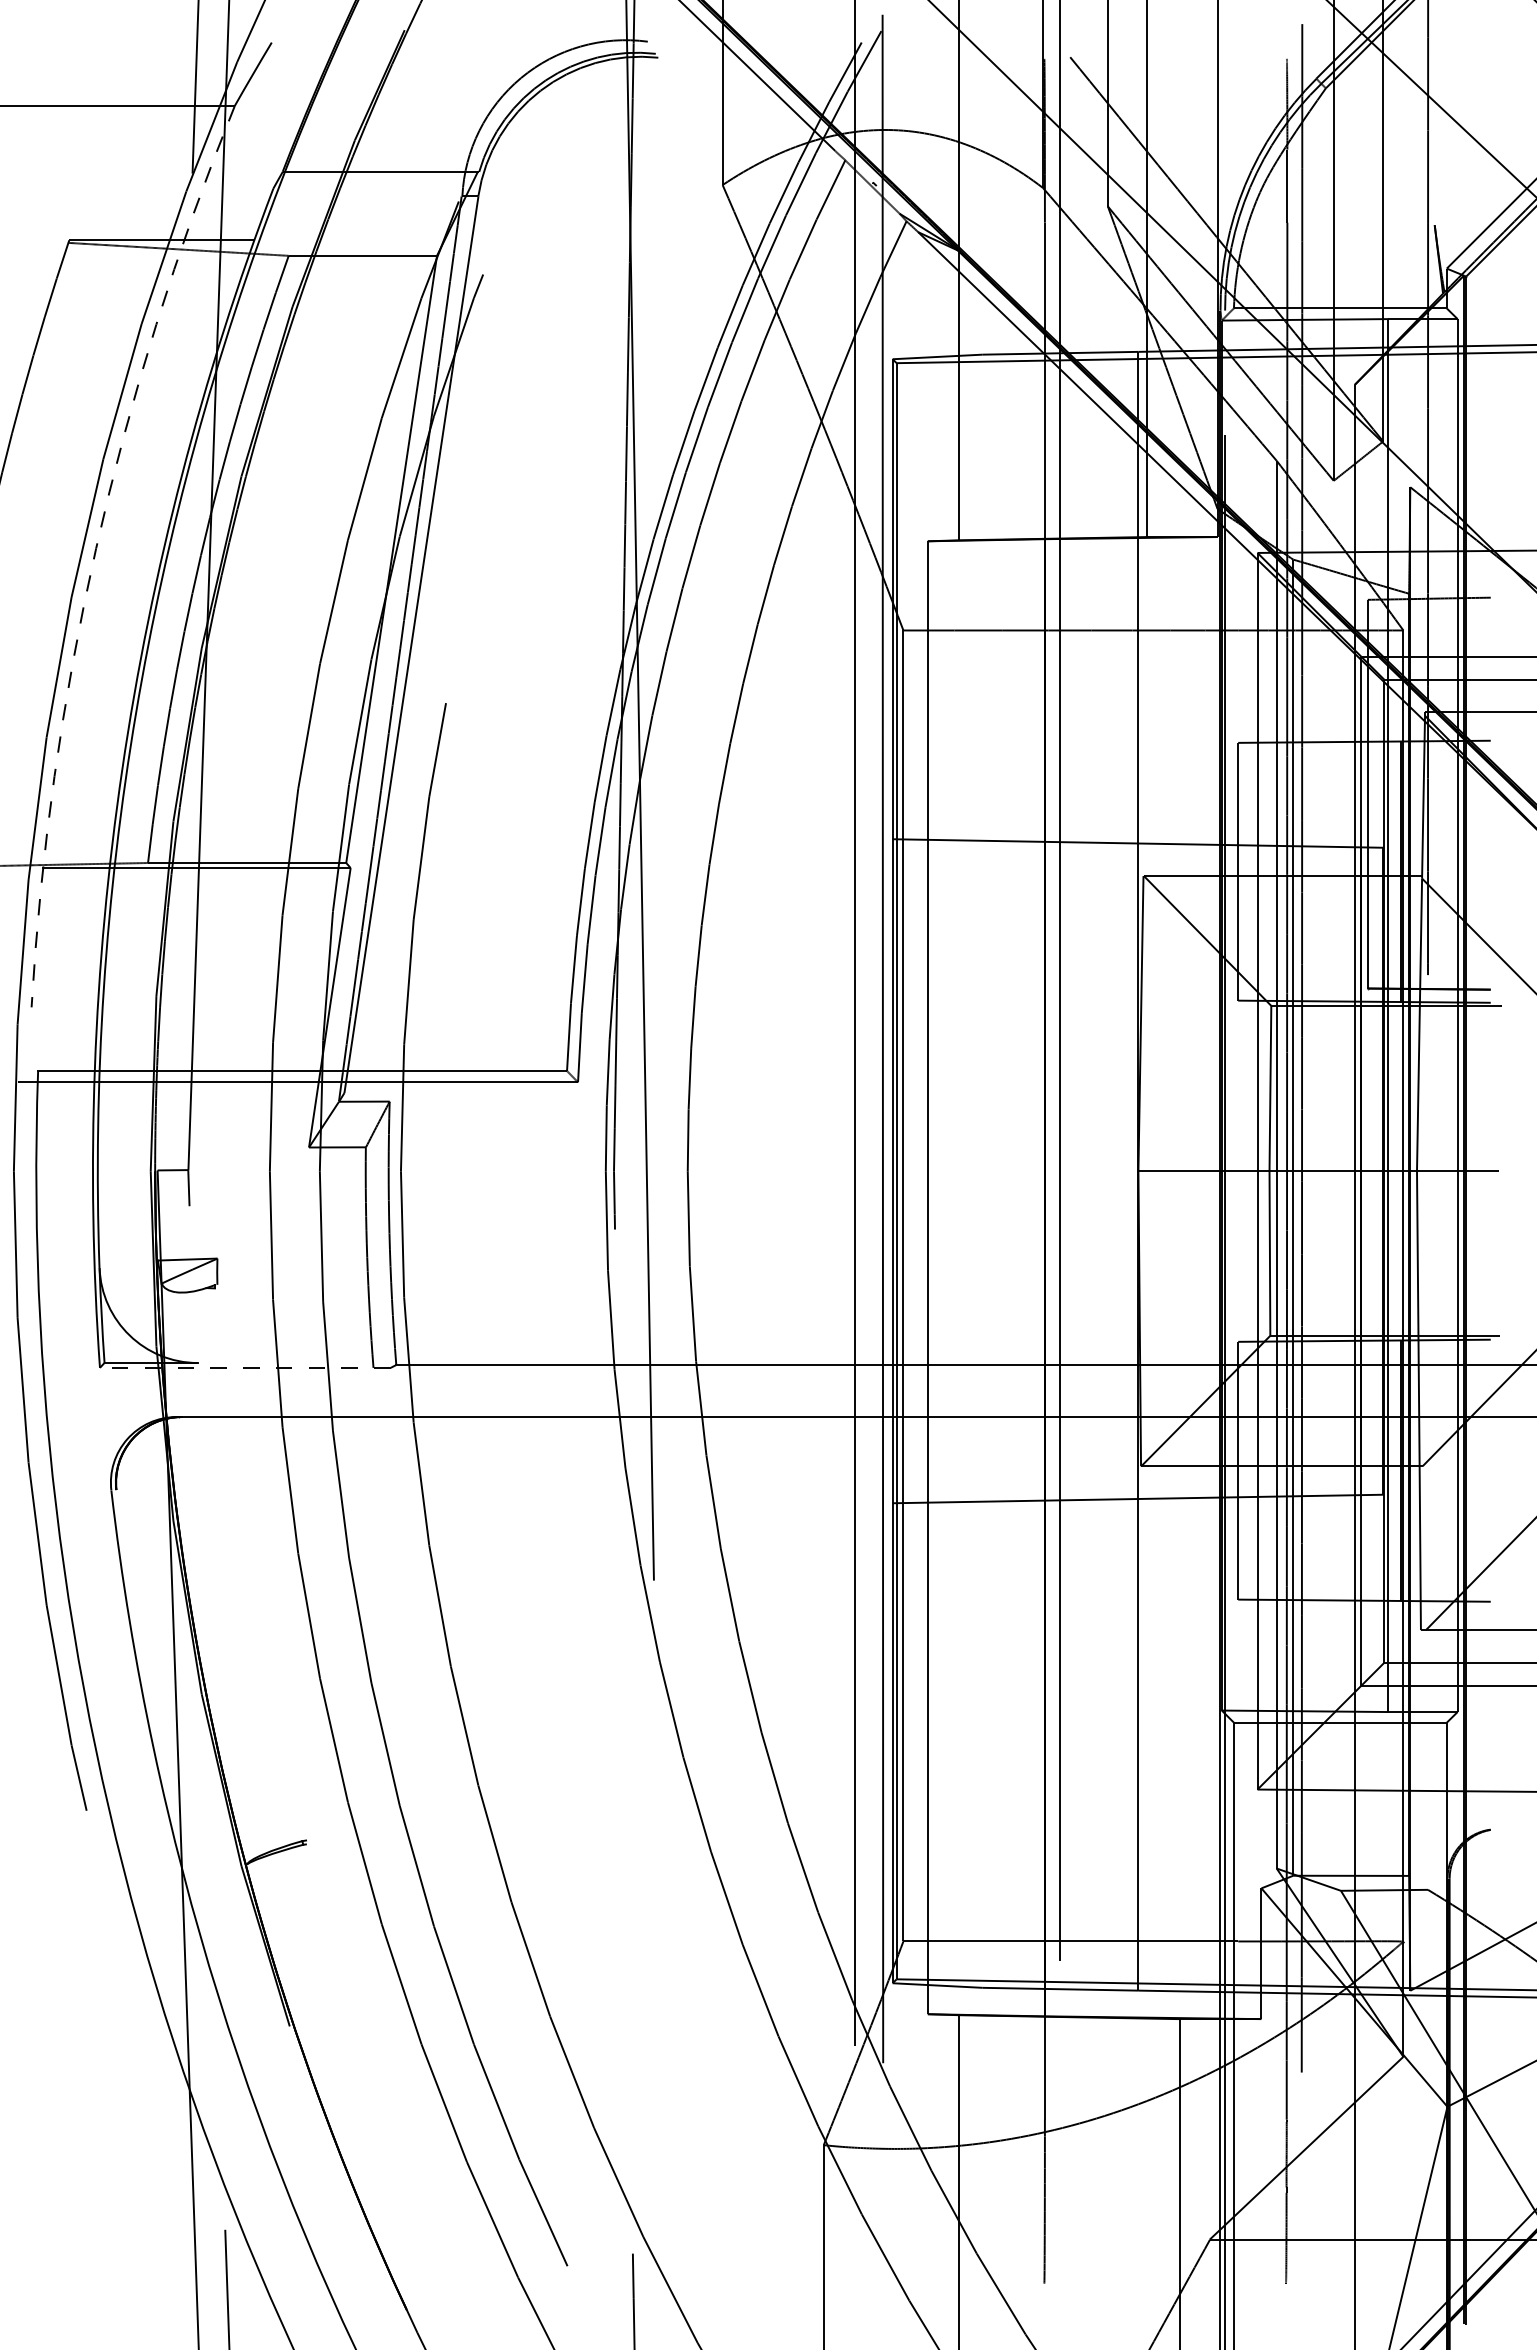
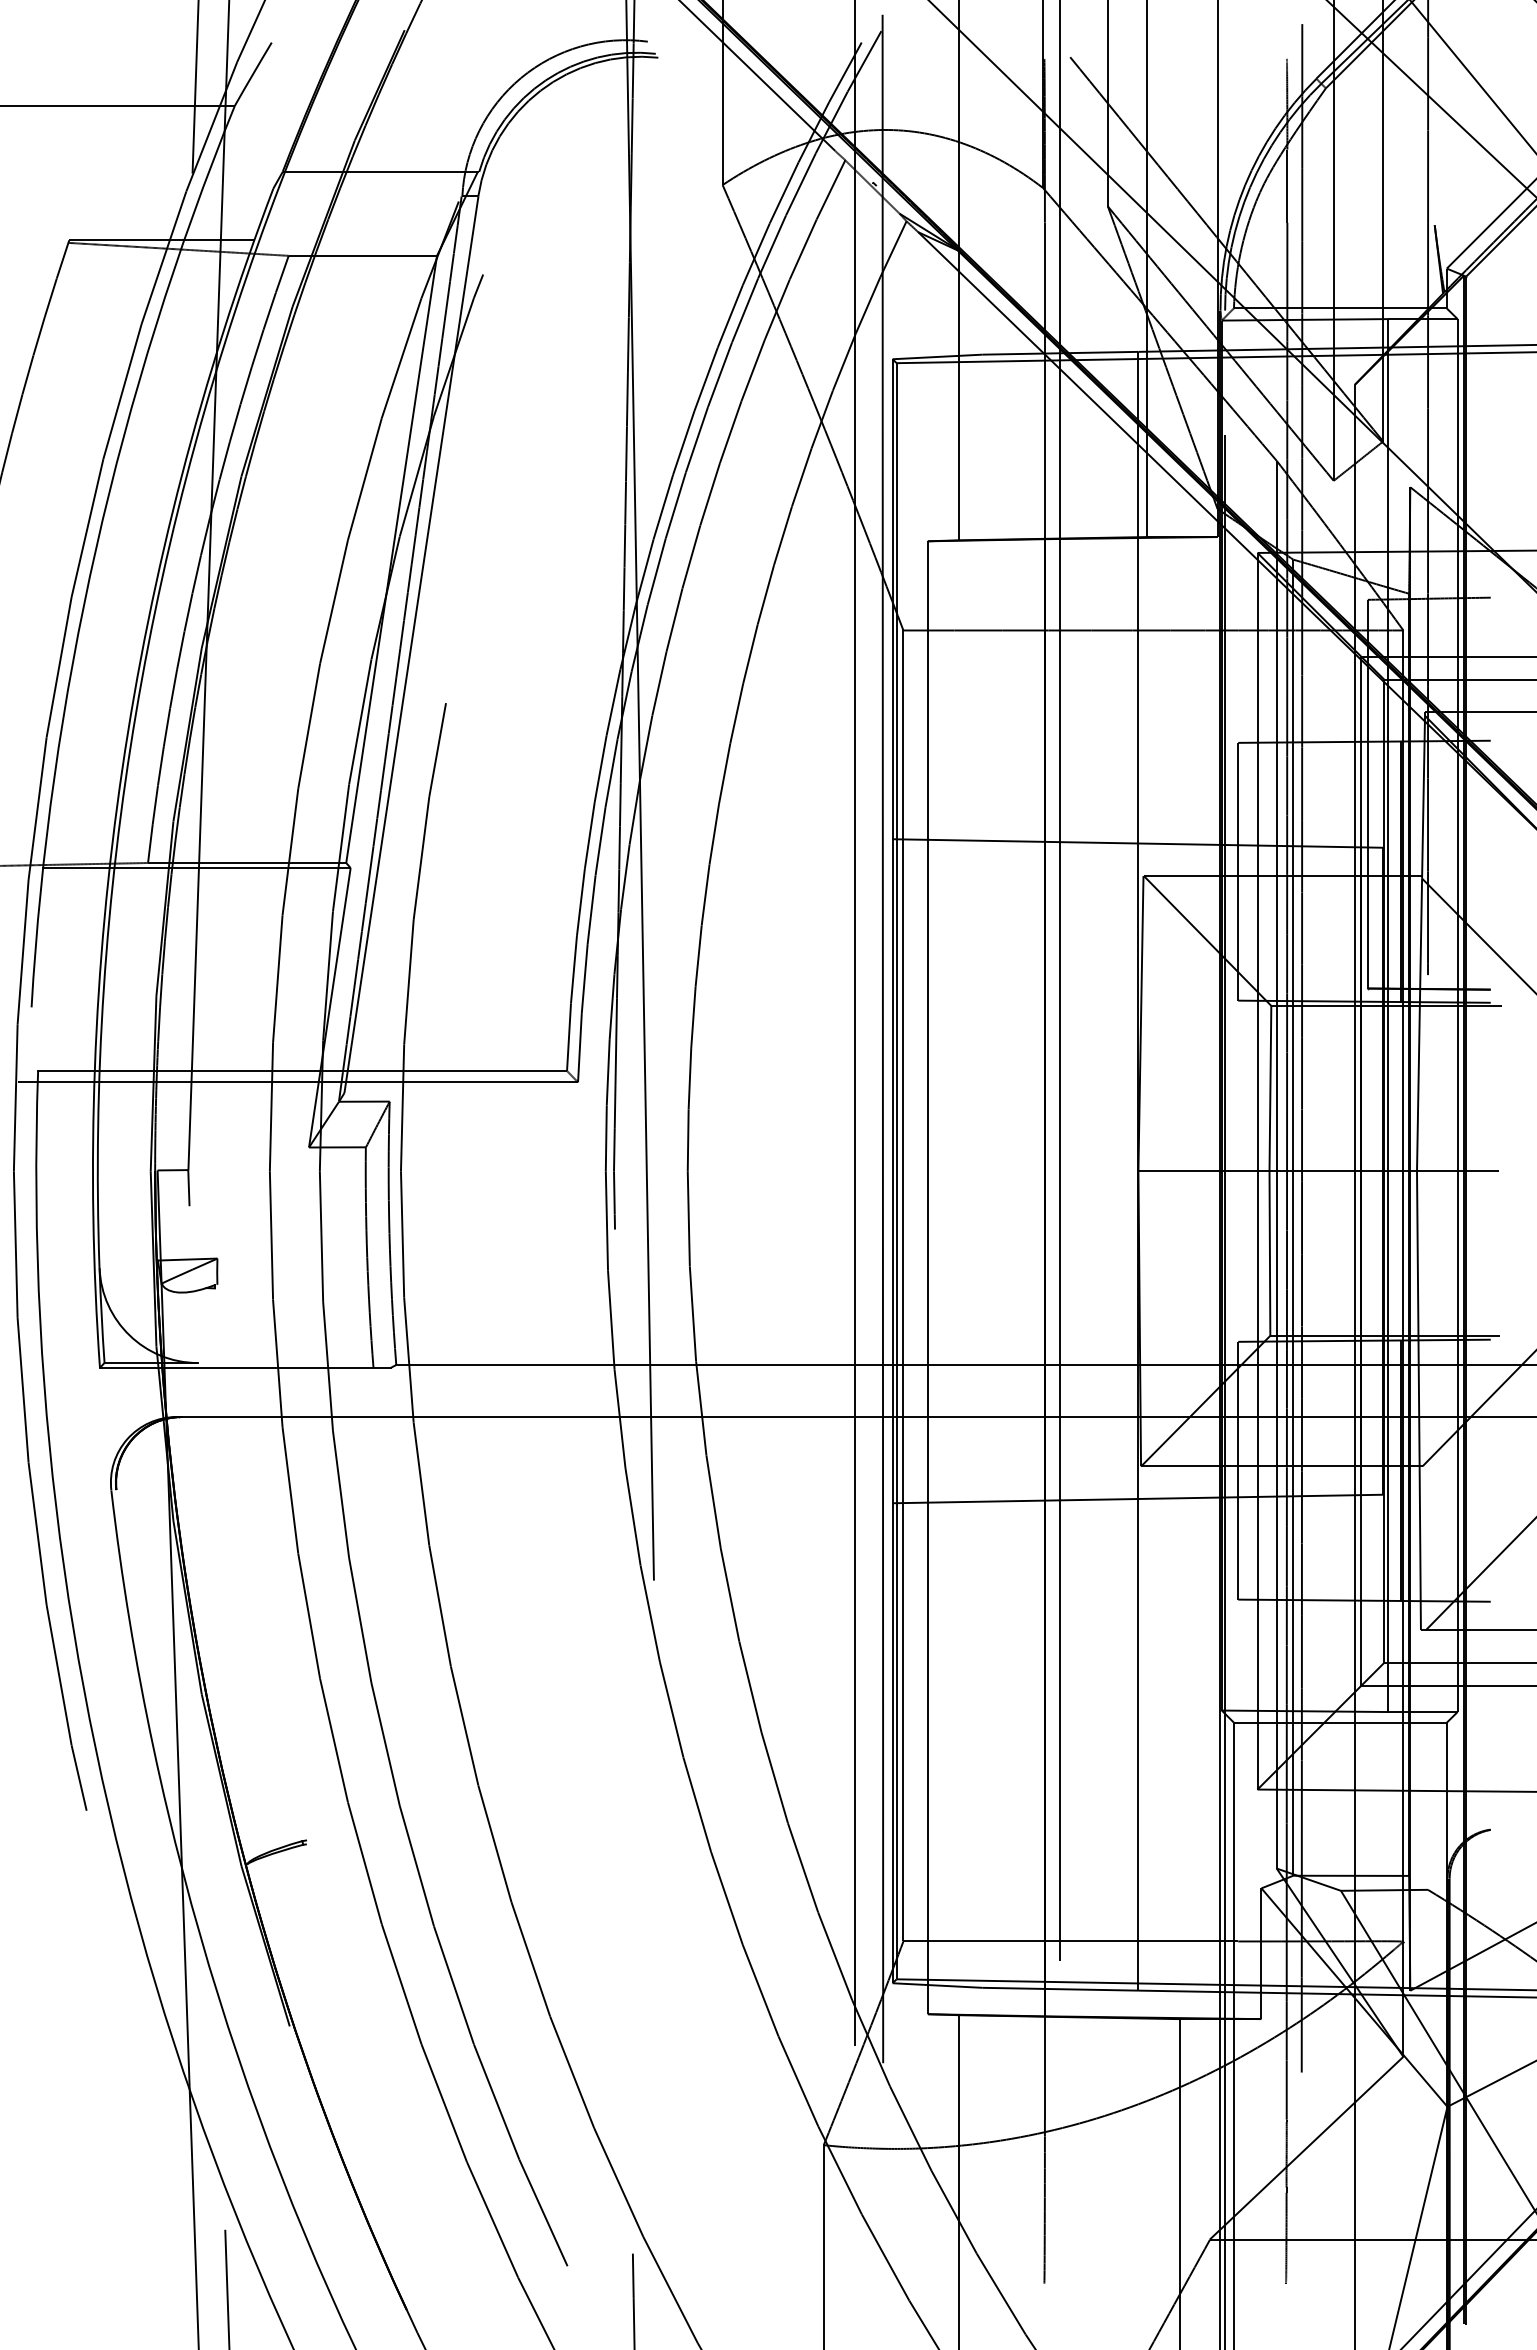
line: none -> present (1472, 76)
arc: dashed -> solid (96, 548)
line: dashed -> solid (244, 1367)
